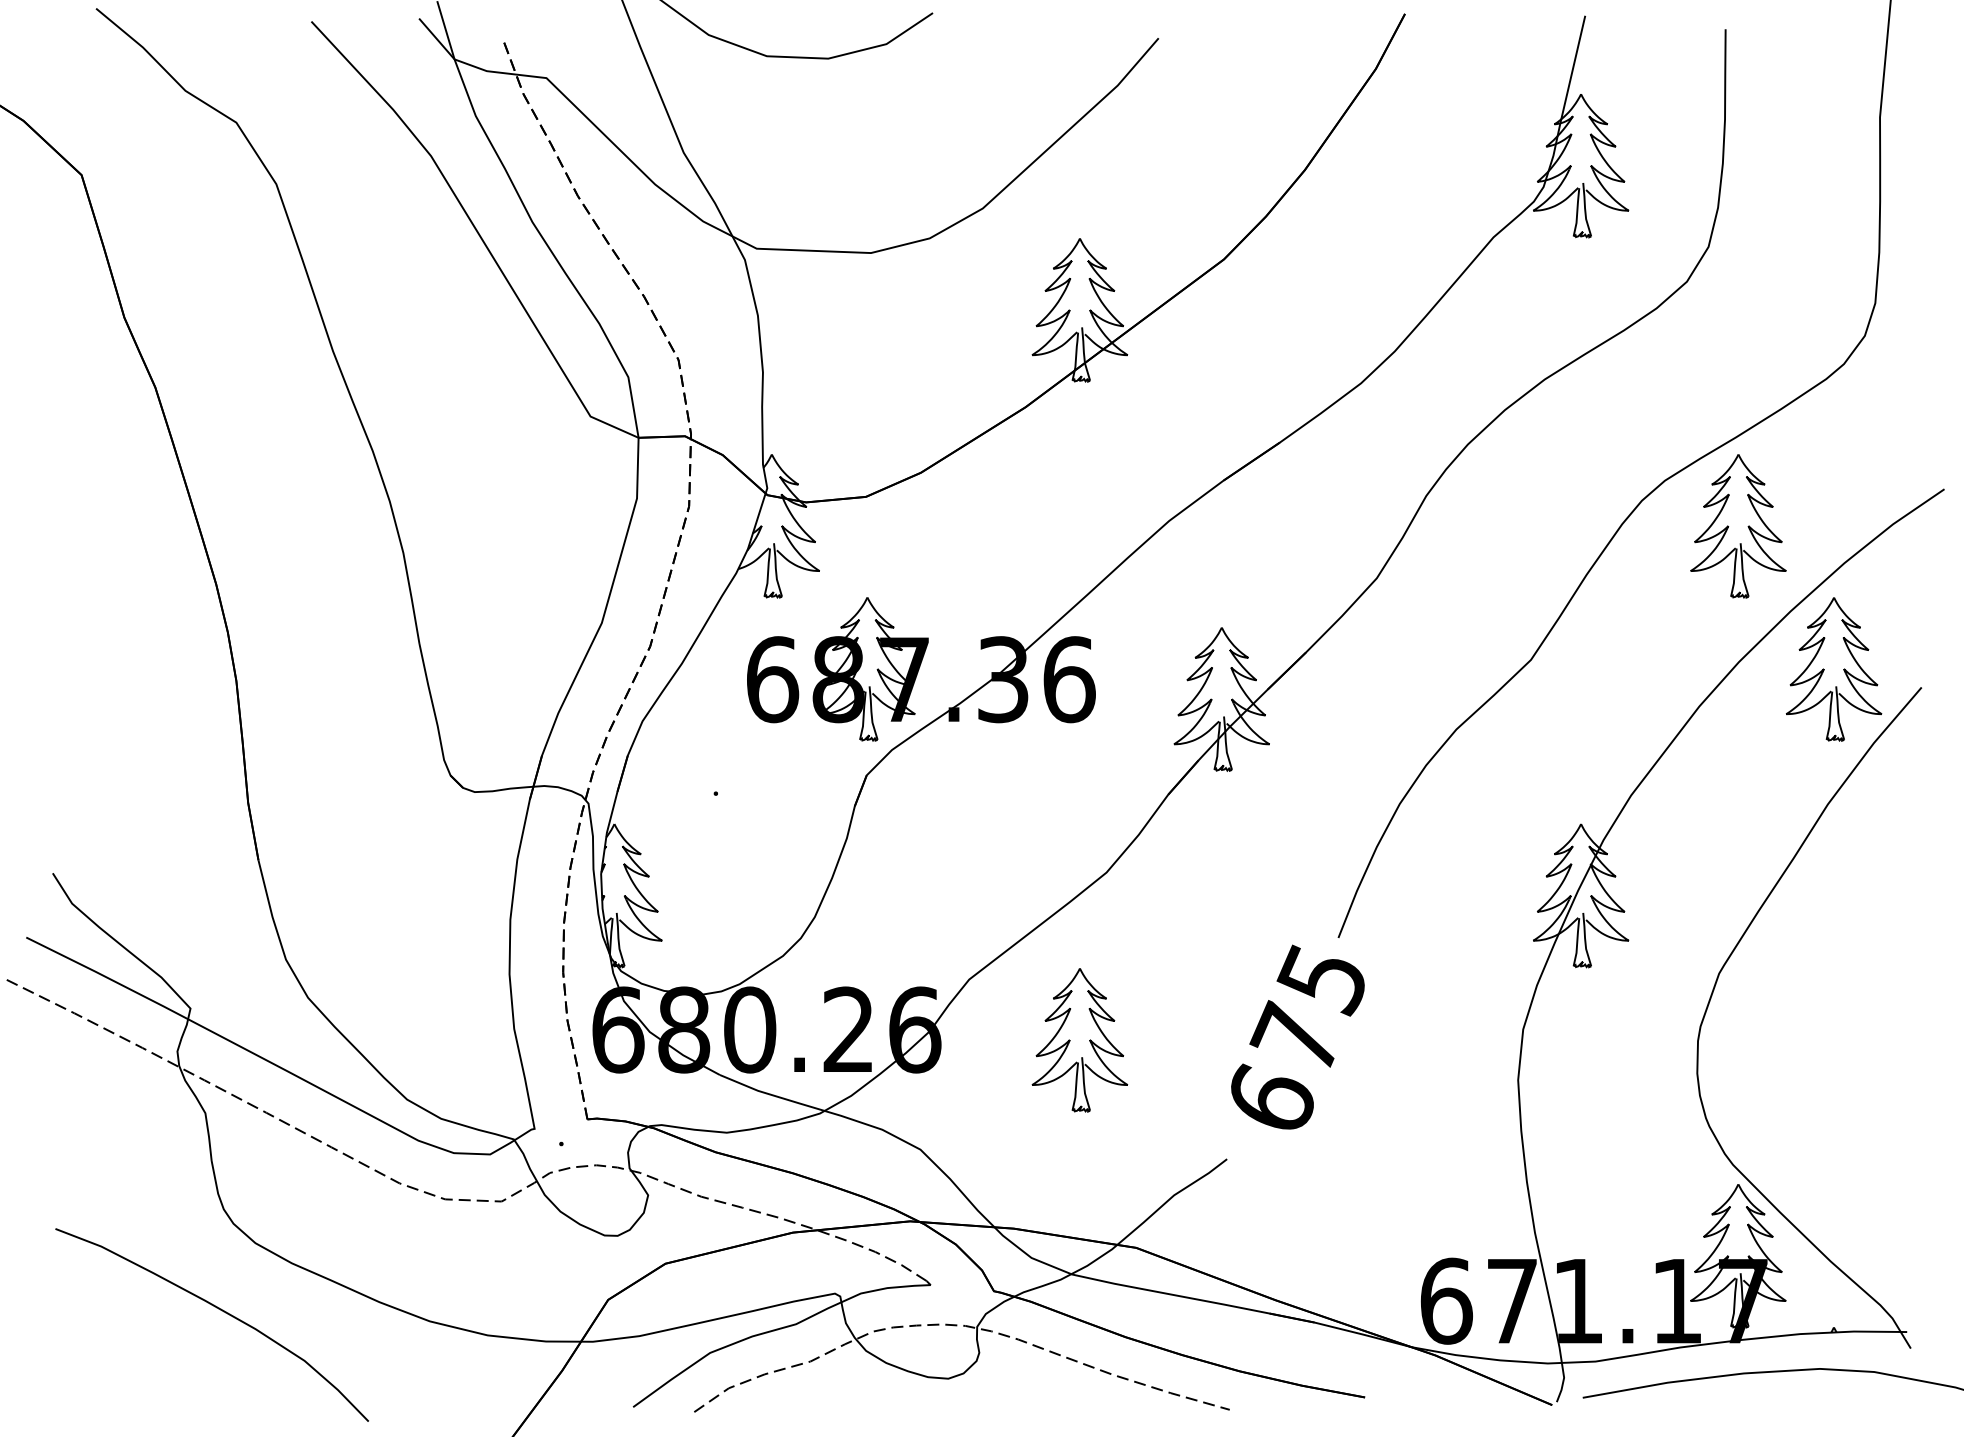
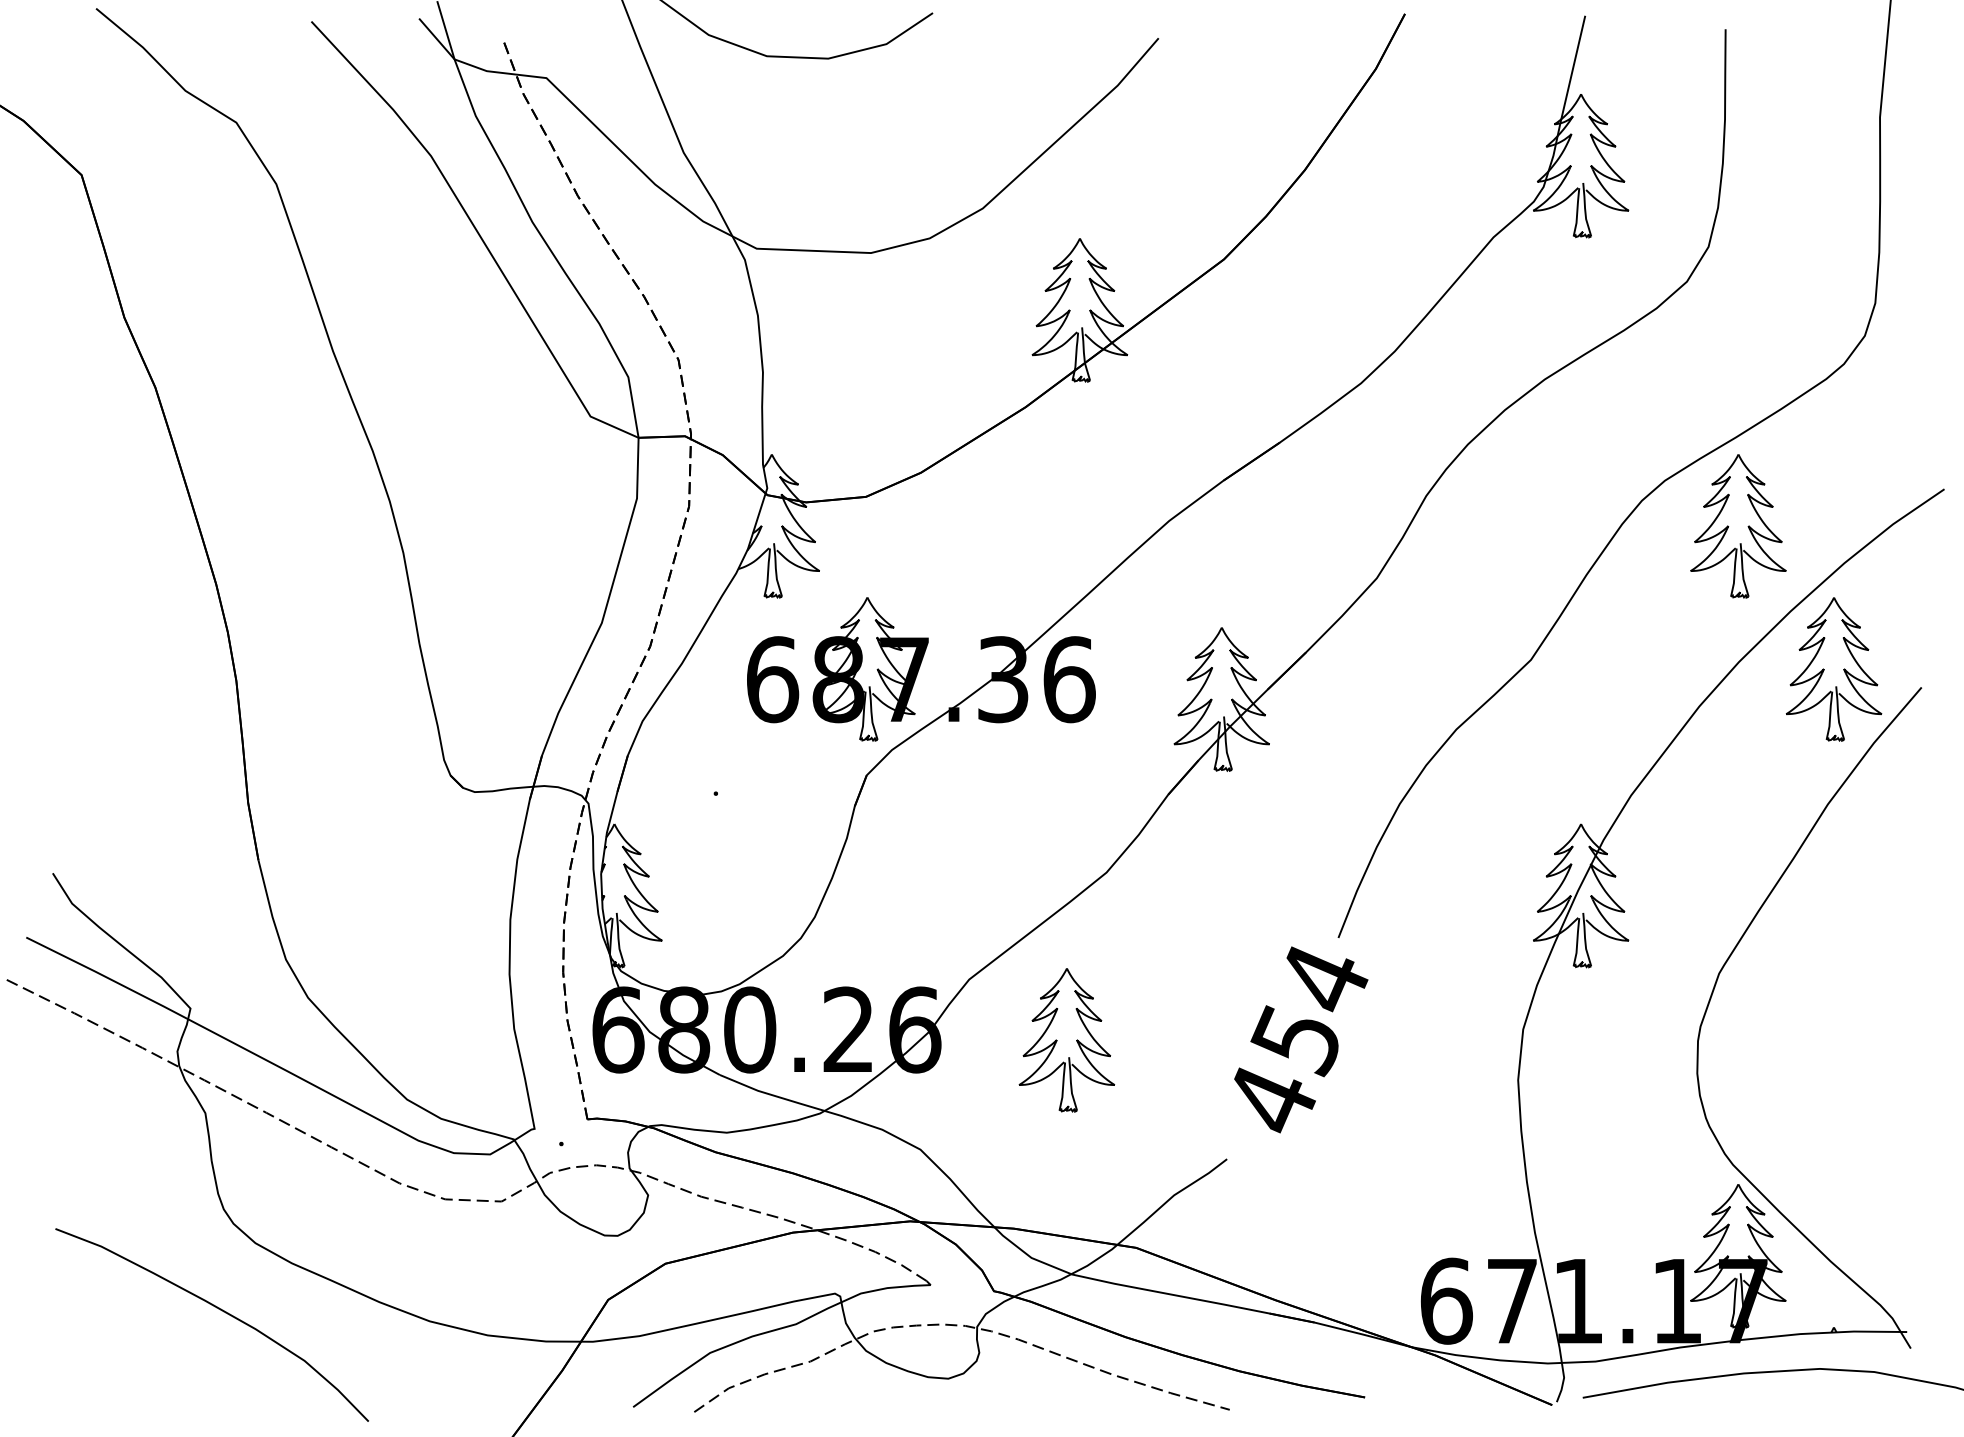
text: 675 -> 454 (1299, 1038)
part position: (1079, 1040) -> (1066, 1040) (1066, 1040)
